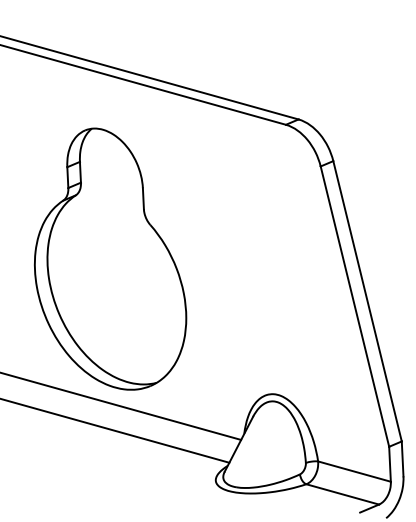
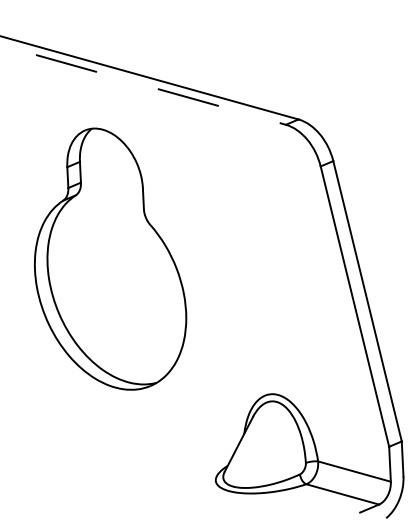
line: solid -> dashed (143, 85)
line: present -> none (121, 406)
line: present -> none (115, 430)
